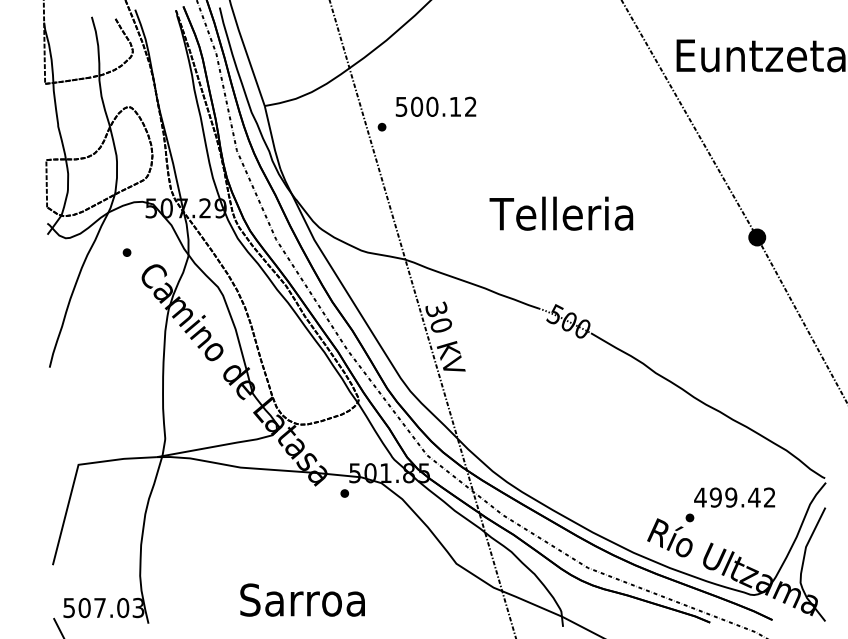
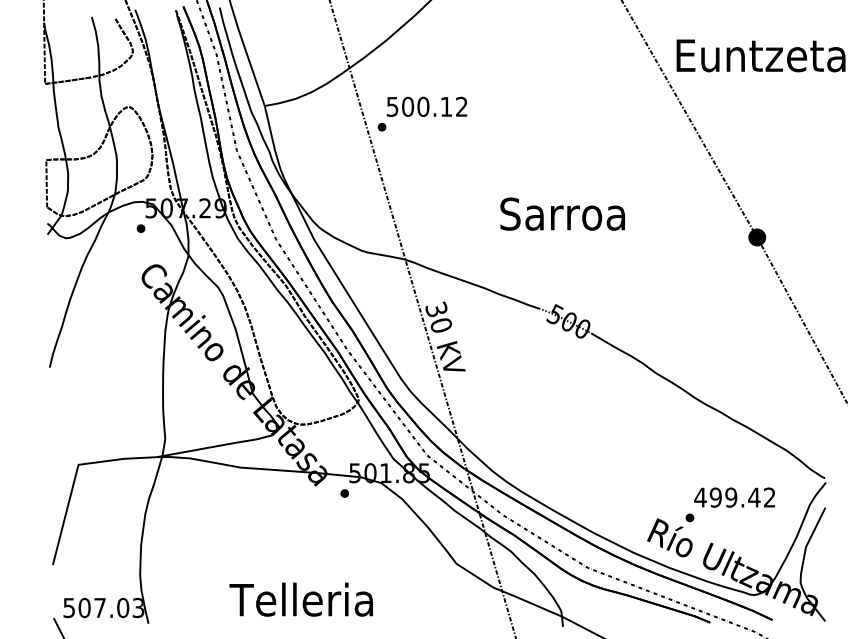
text position: (435, 106) -> (426, 106) (426, 106)
text: Telleria -> Sarroa (561, 213)
part position: (126, 252) -> (140, 228) (140, 228)
text: Sarroa -> Telleria (300, 599)
